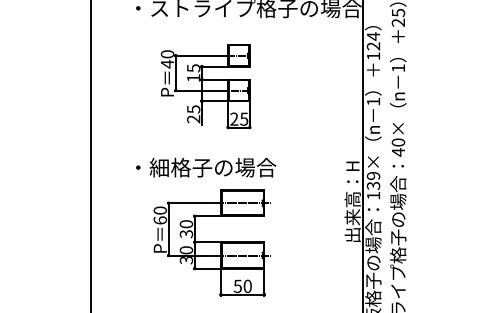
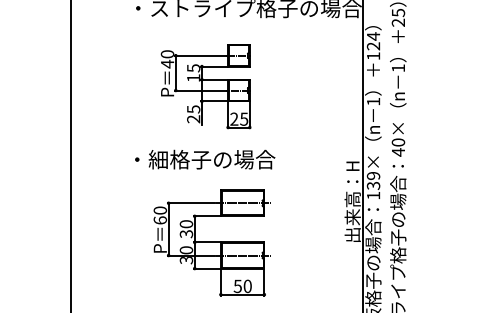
line position: (91, 155) -> (71, 155) (71, 155)
text position: (206, 167) -> (205, 159) (205, 159)
